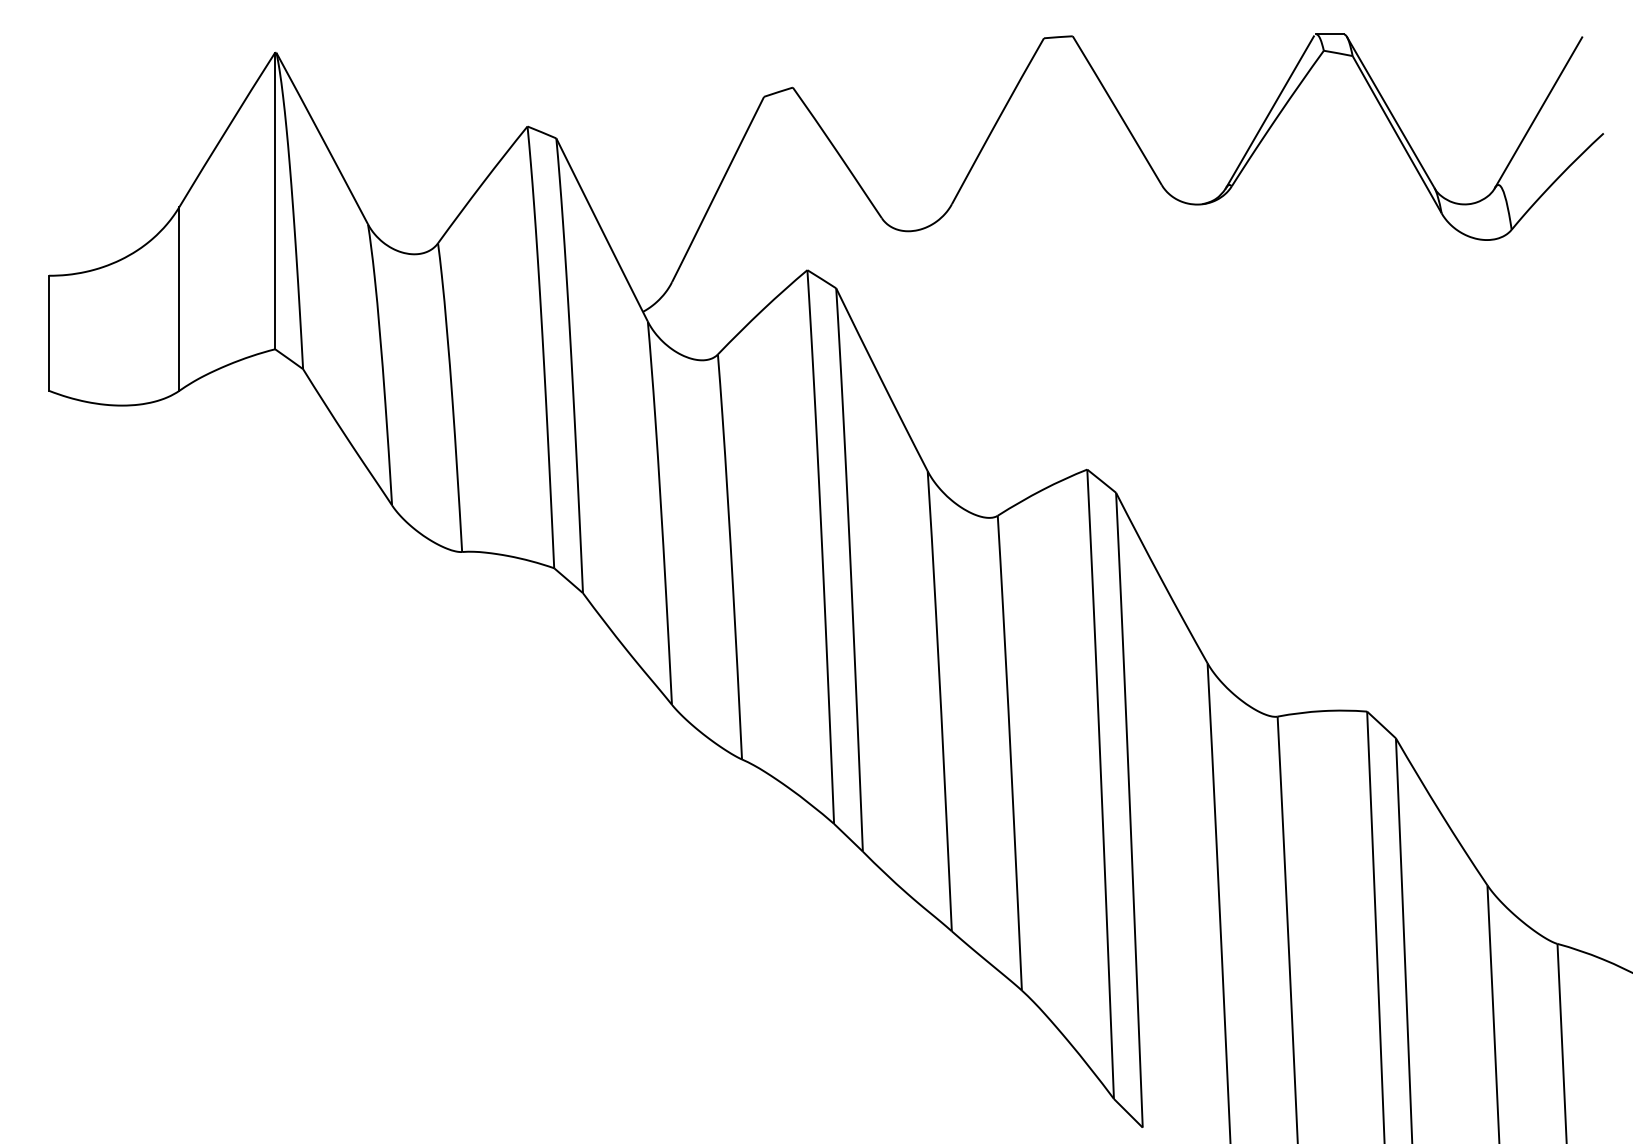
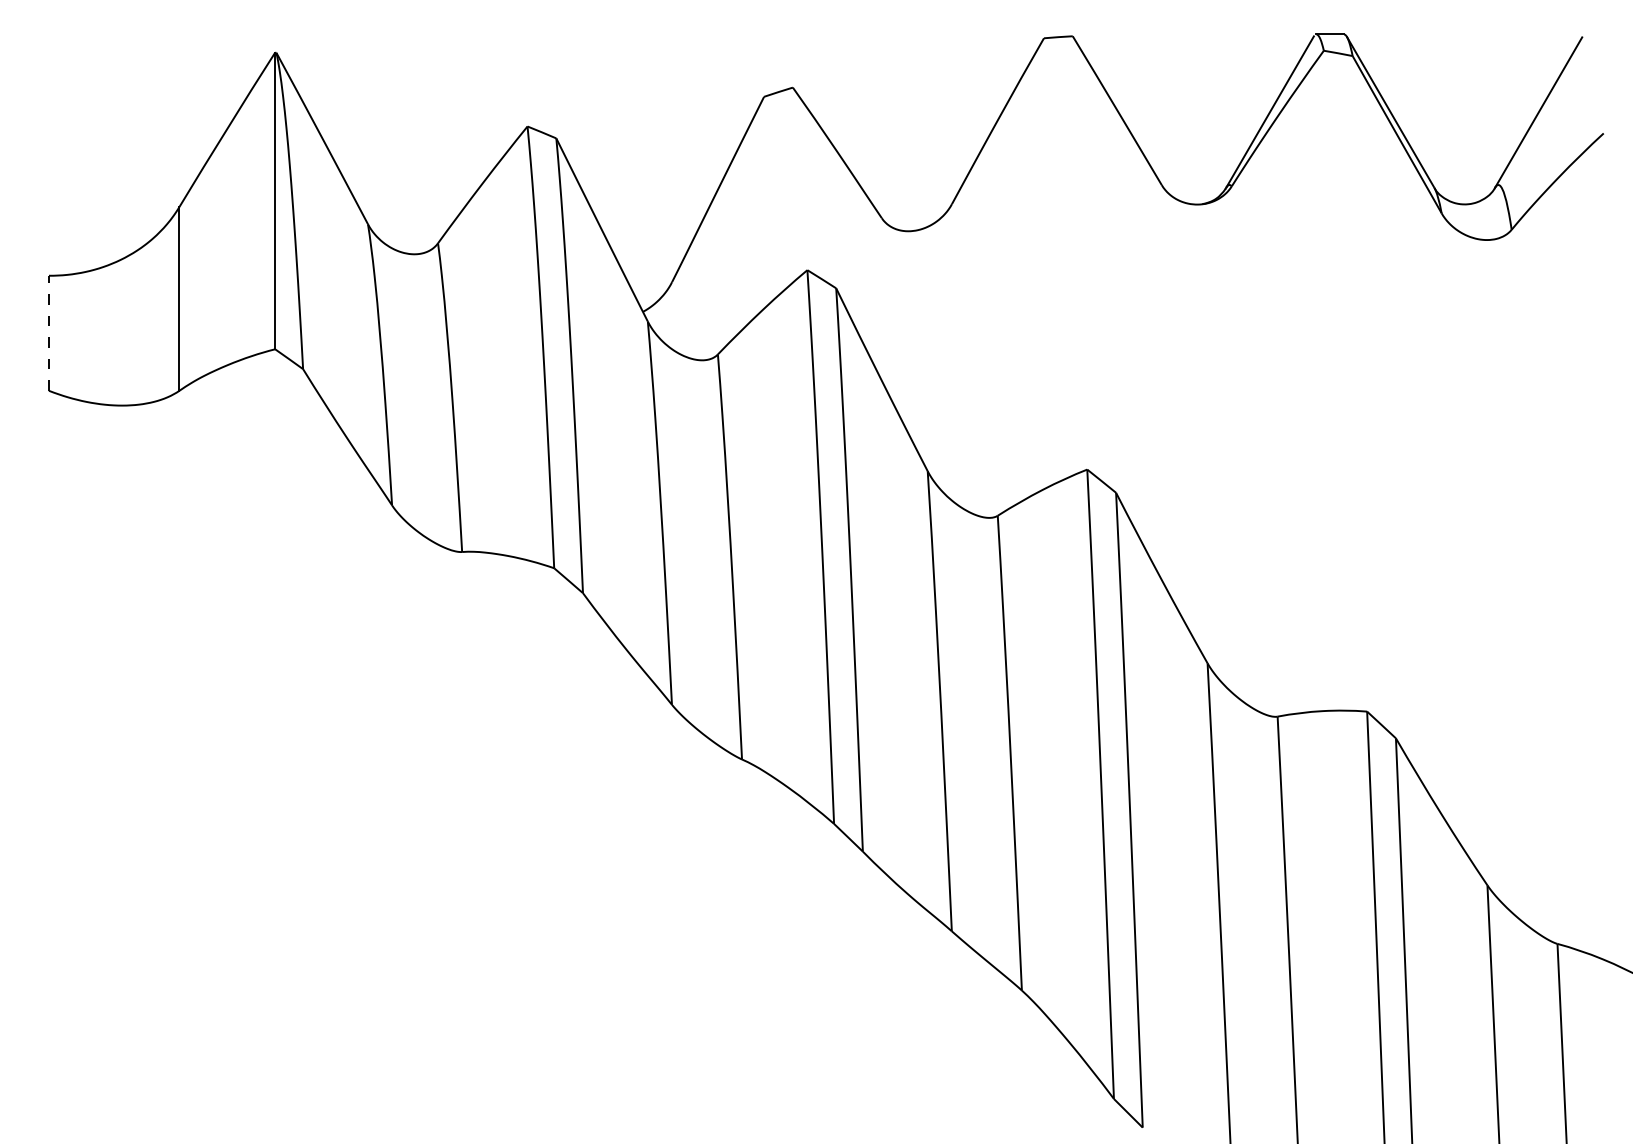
line: solid -> dashed (48, 333)
